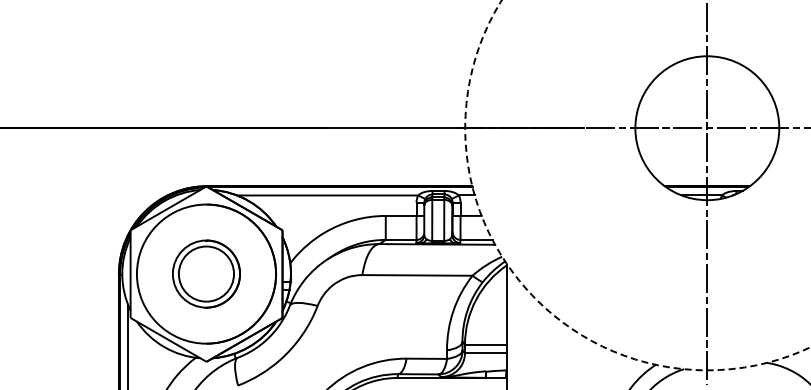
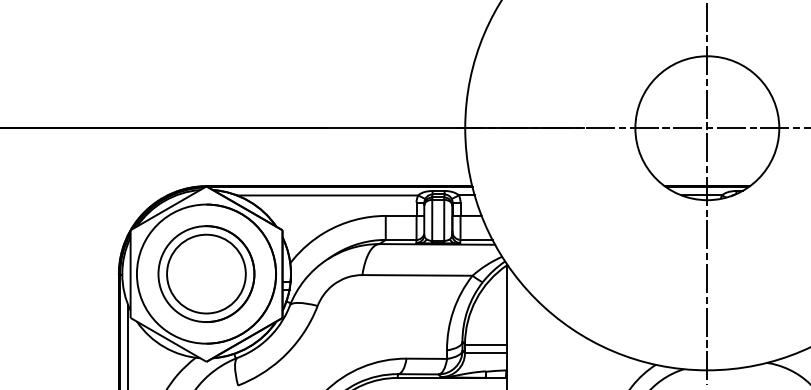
circle: dashed -> solid (637, 185)
part size: 69x70 px -> 99x98 px (206, 273)
